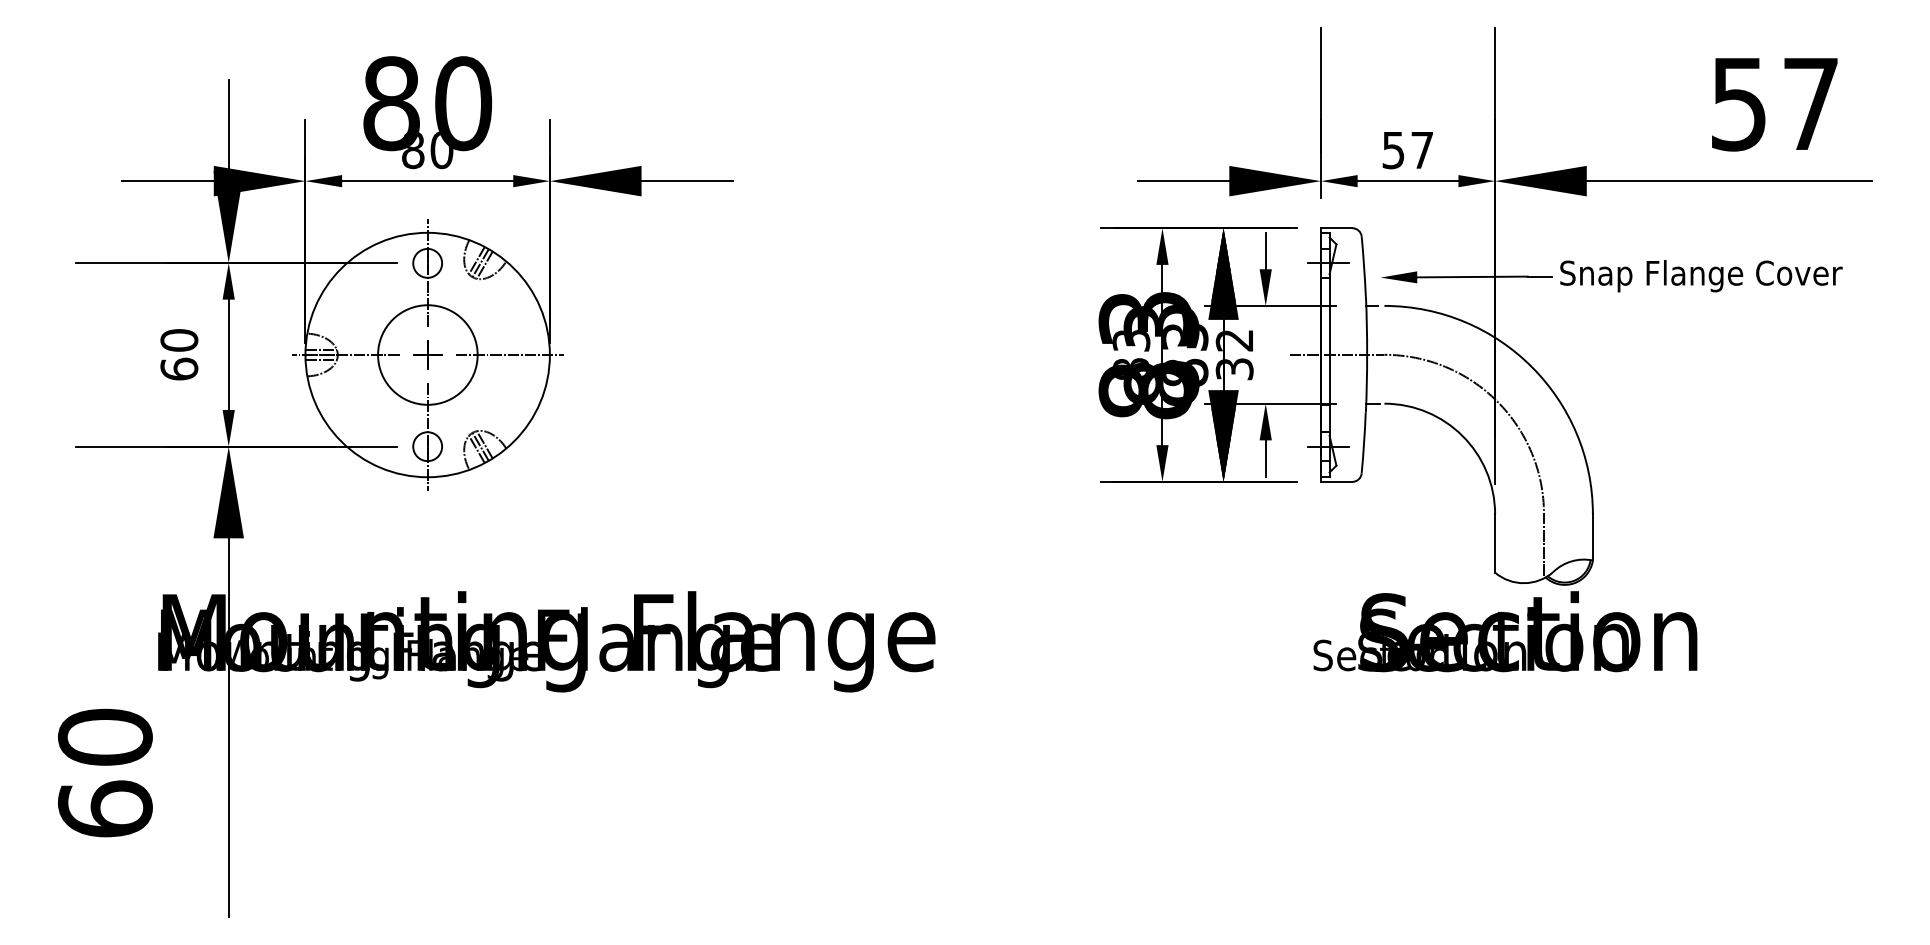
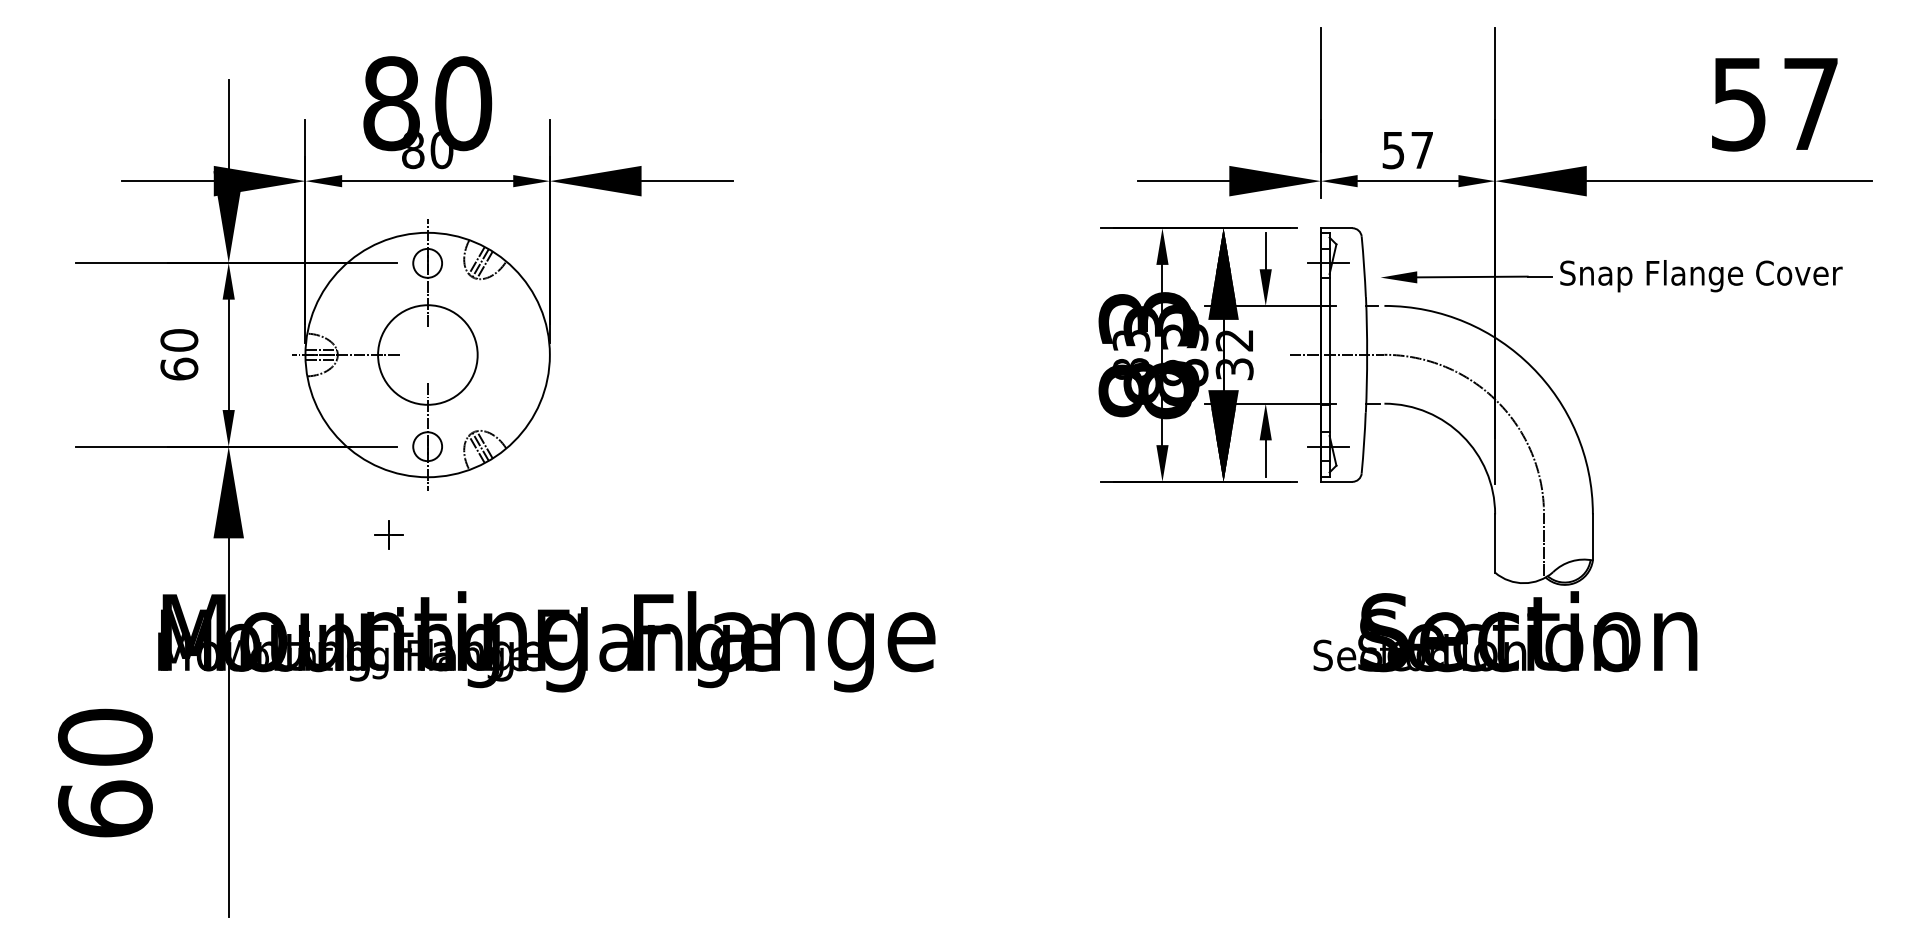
part position: (427, 354) -> (388, 534) (388, 534)
line: present -> none (509, 355)
